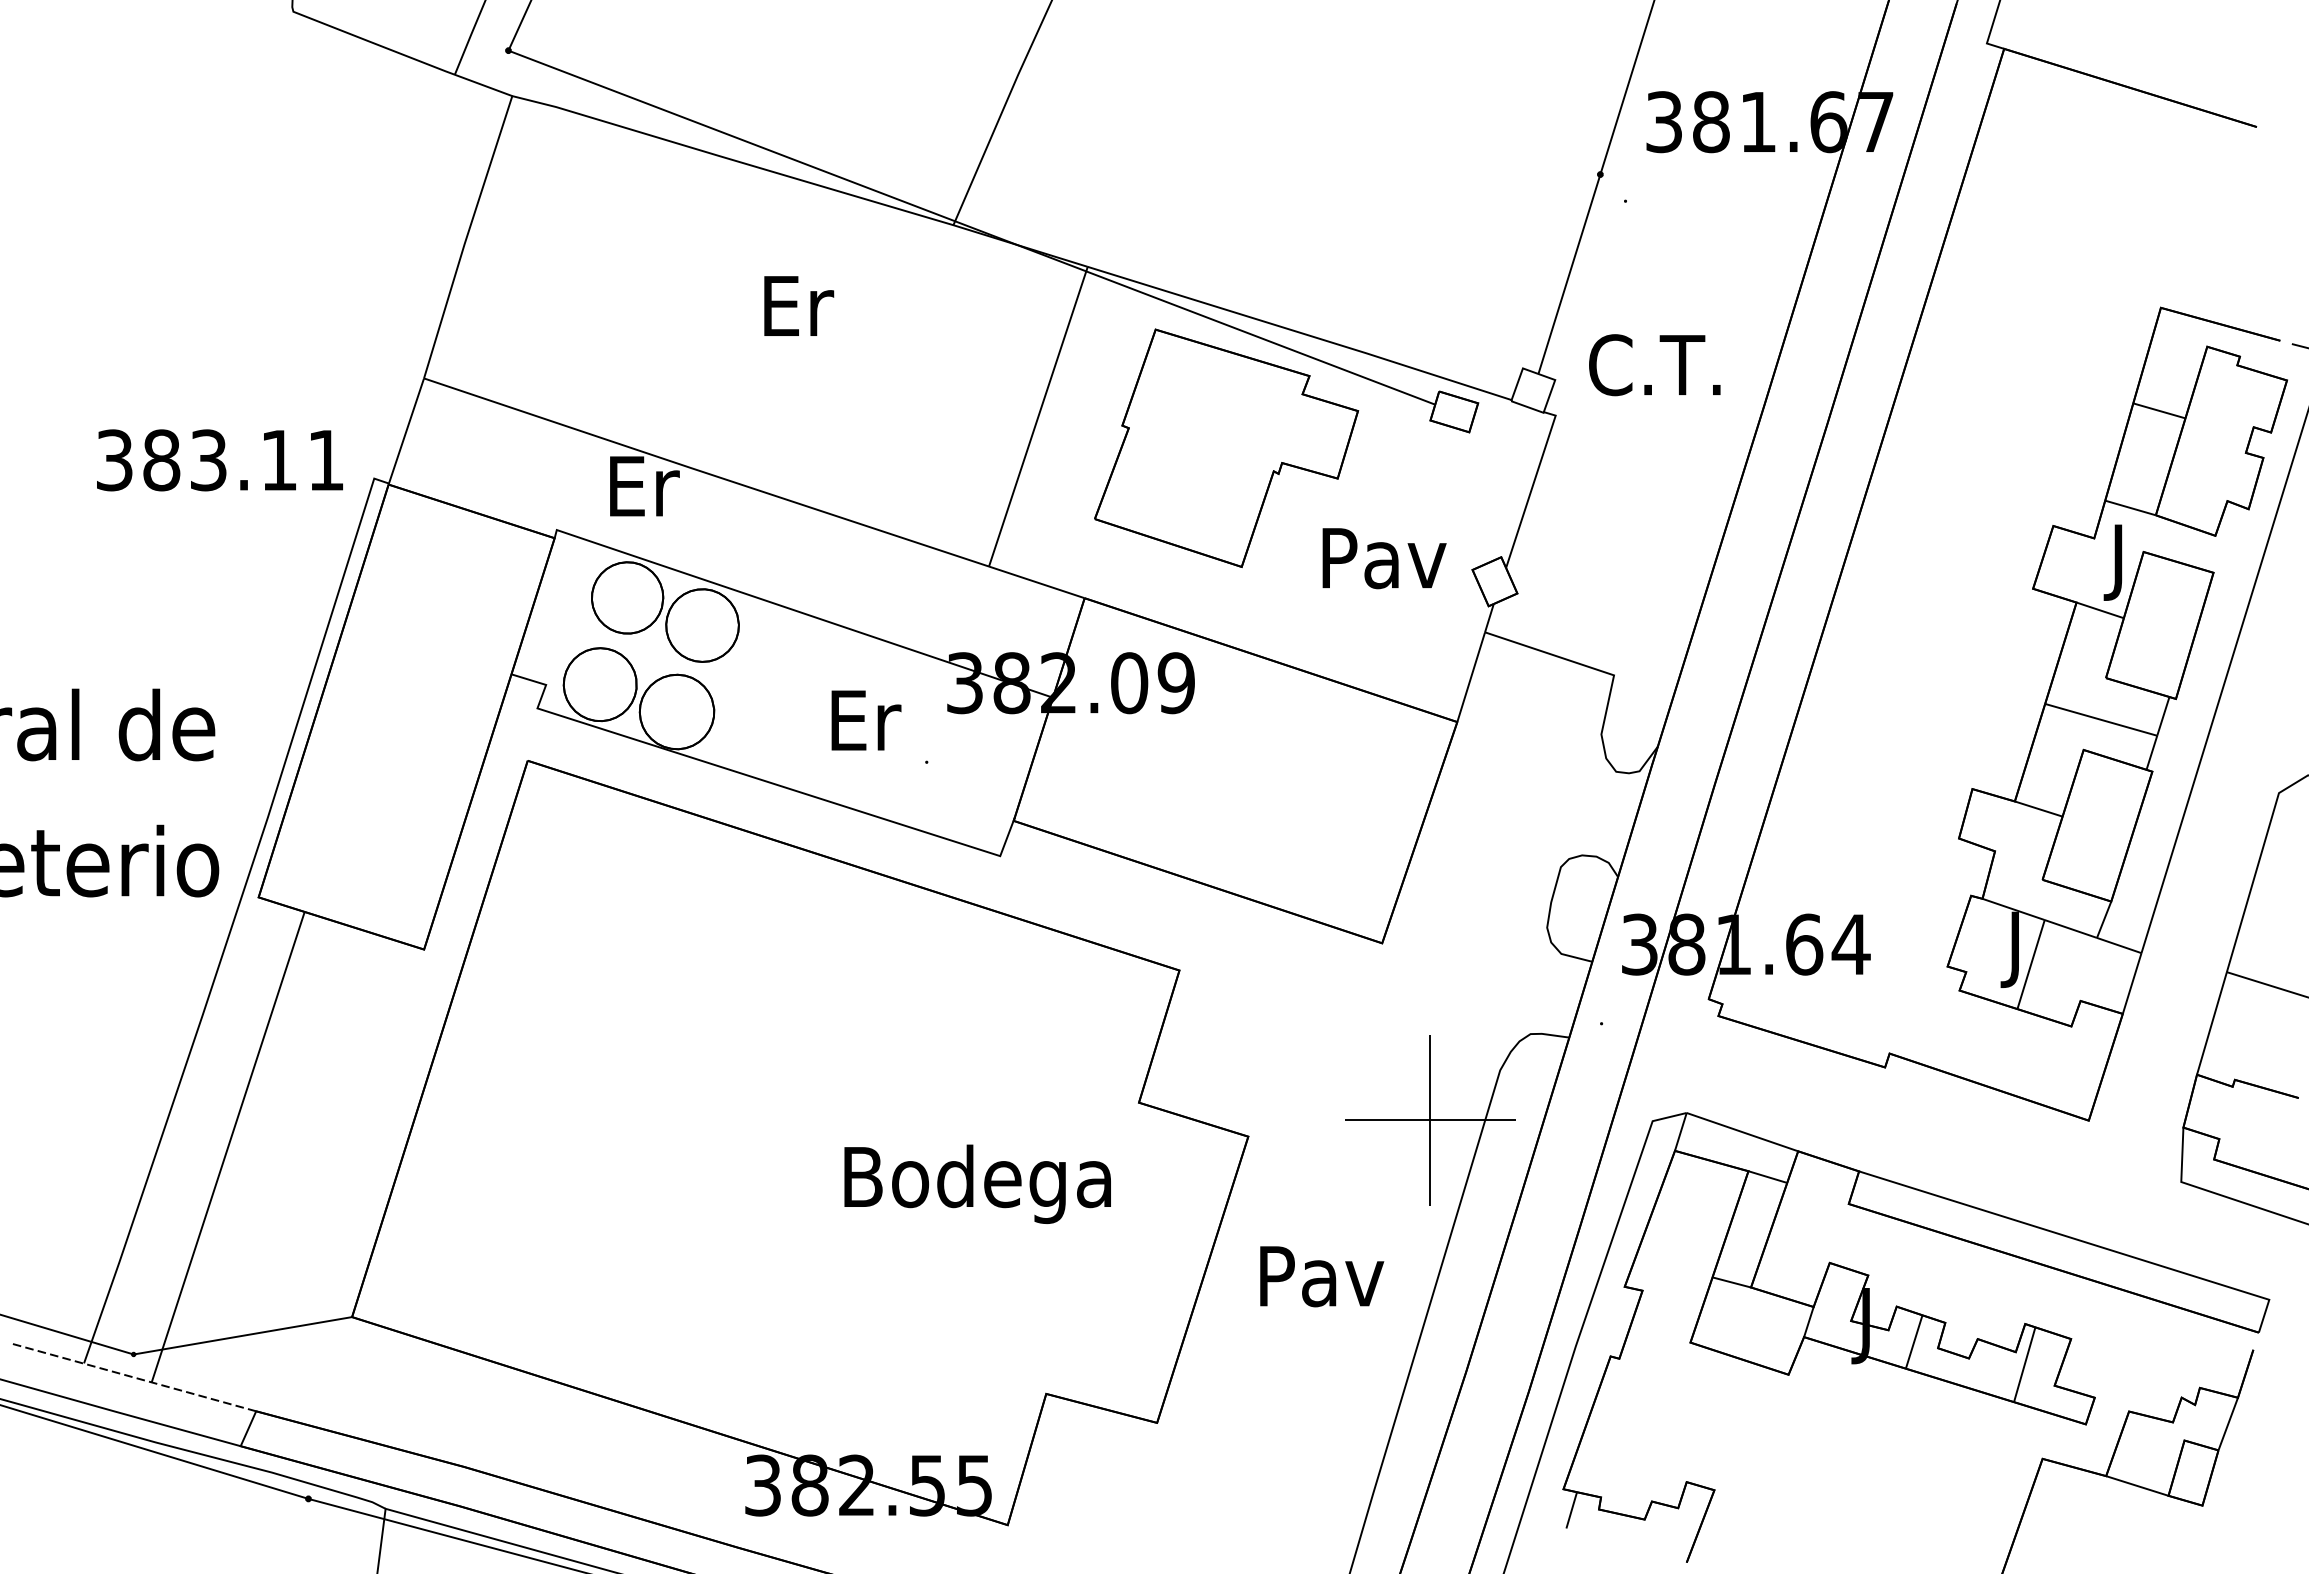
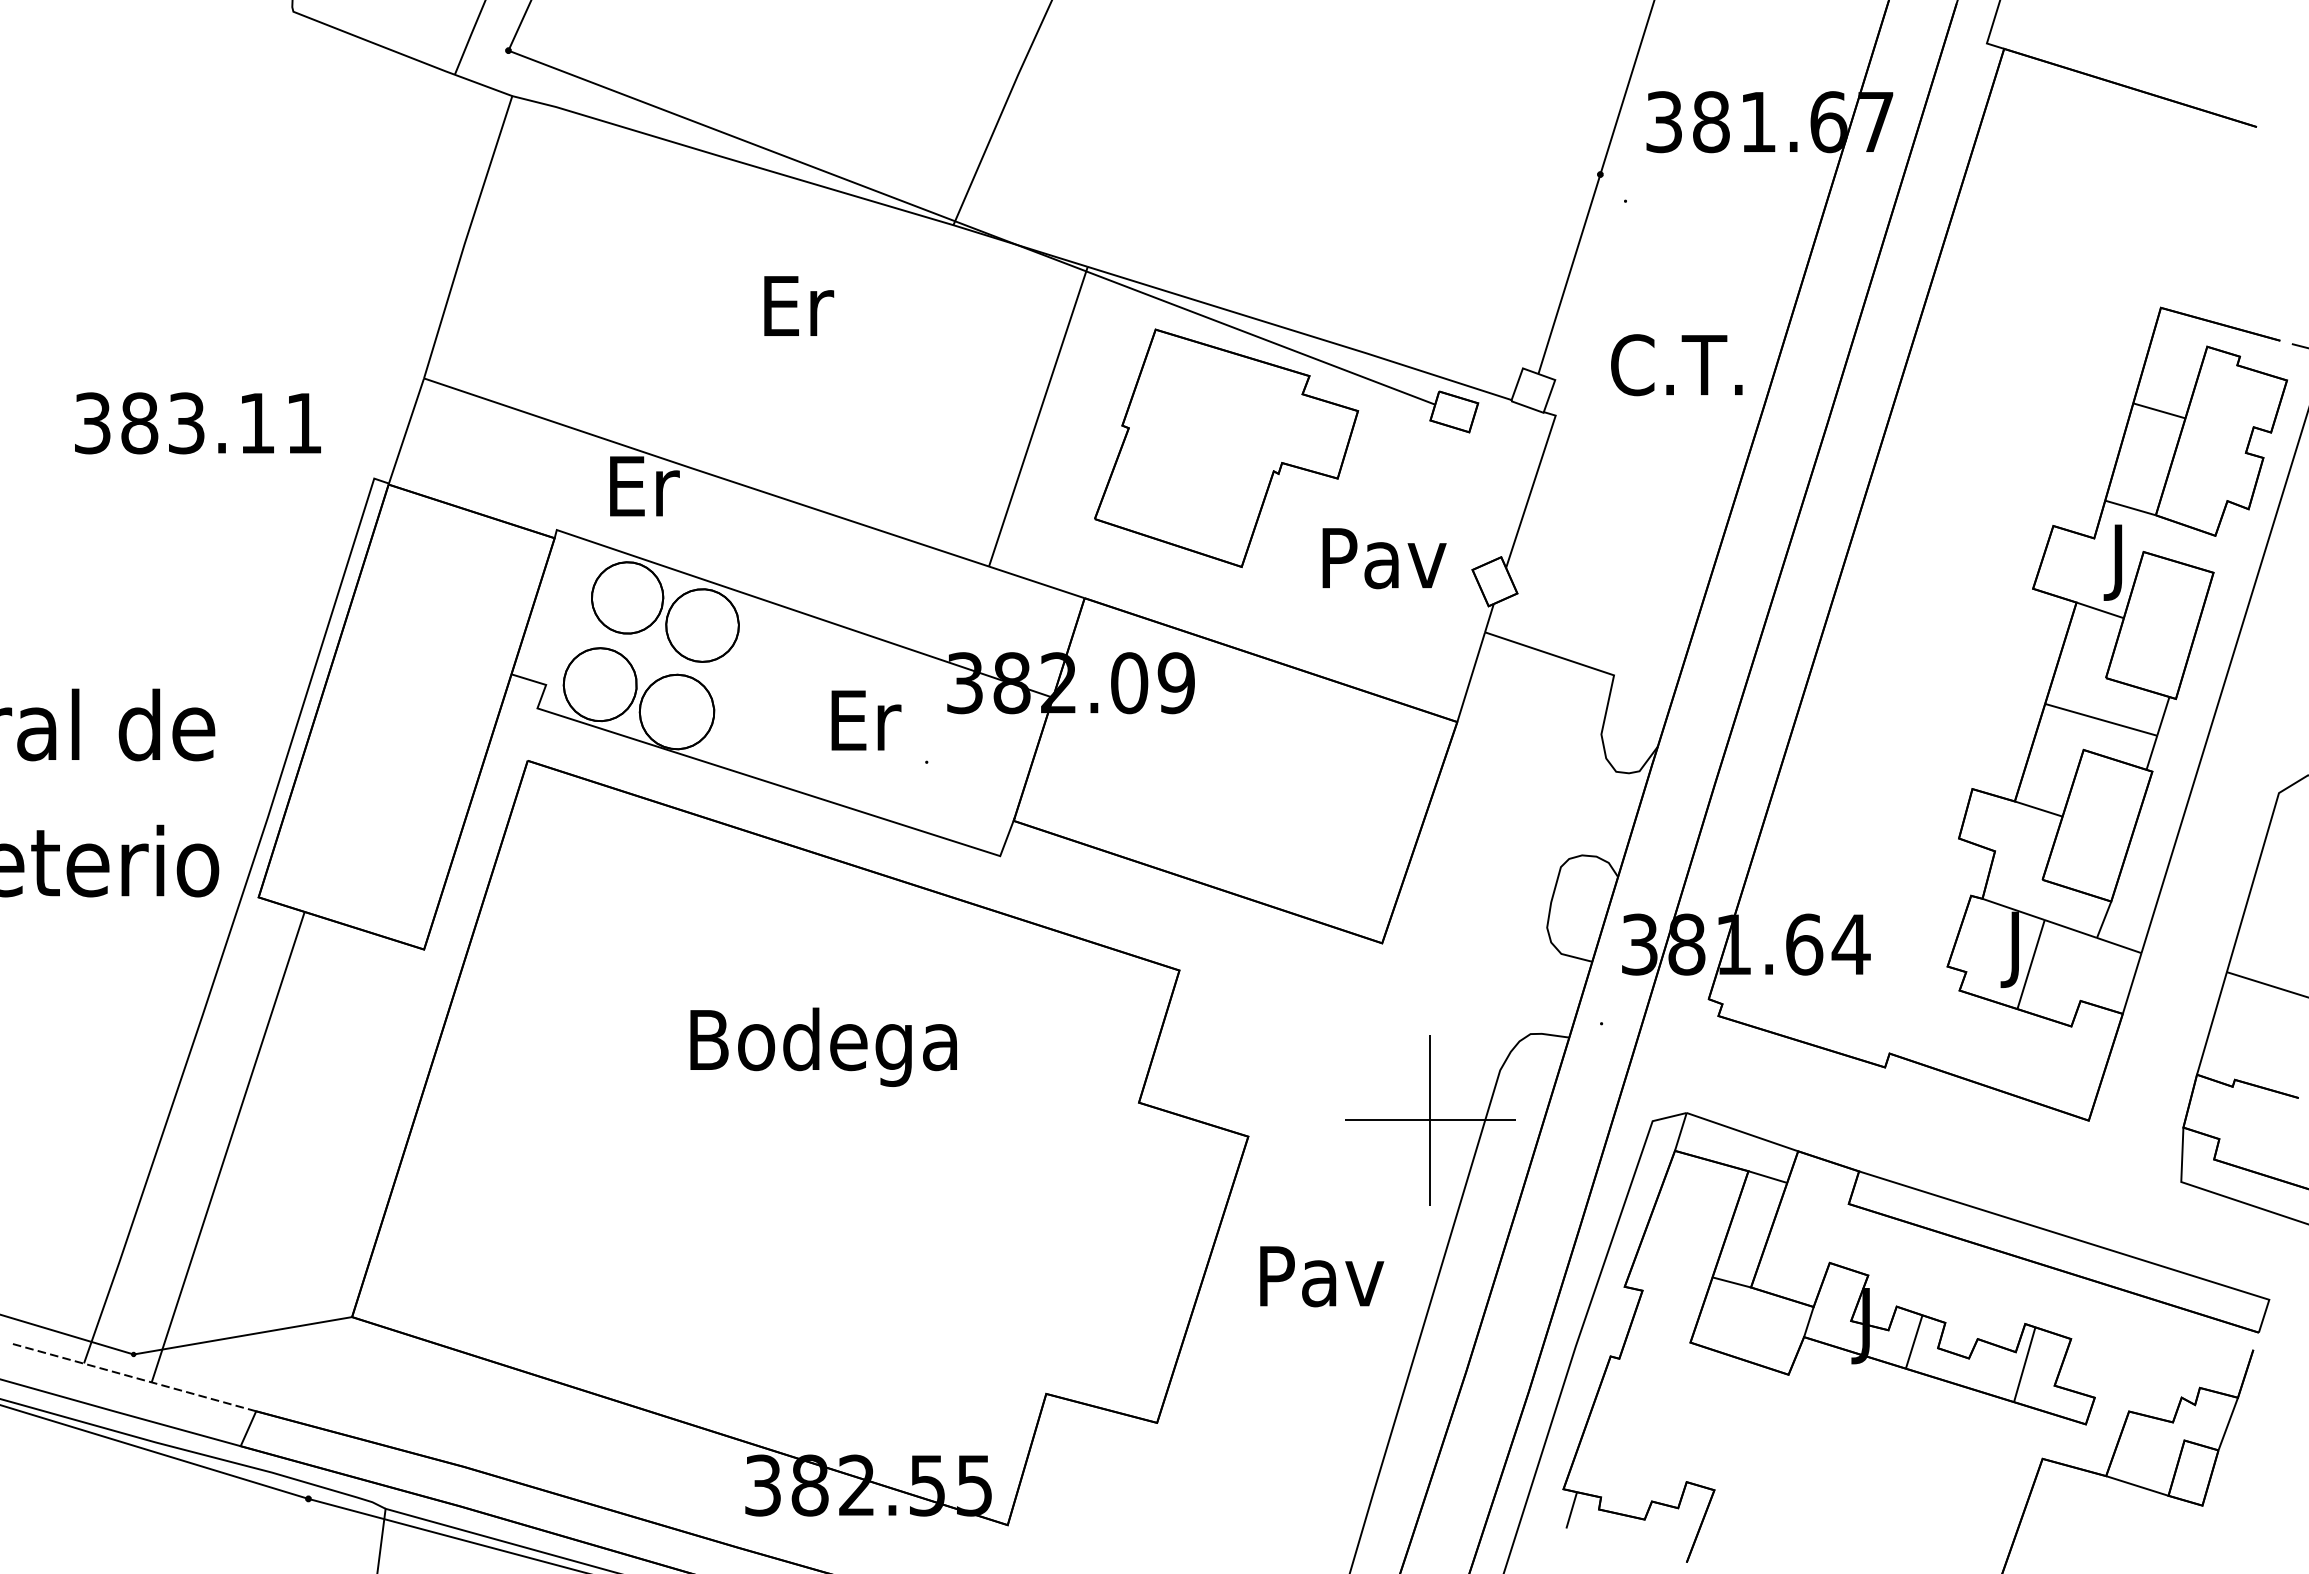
text position: (1654, 365) -> (1676, 365) (1676, 365)
text position: (219, 460) -> (197, 423) (197, 423)
text position: (977, 1183) -> (823, 1046) (823, 1046)
